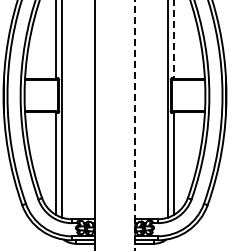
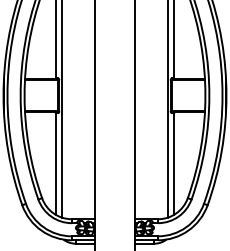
line: dashed -> solid (174, 39)
line: dashed -> solid (134, 125)
